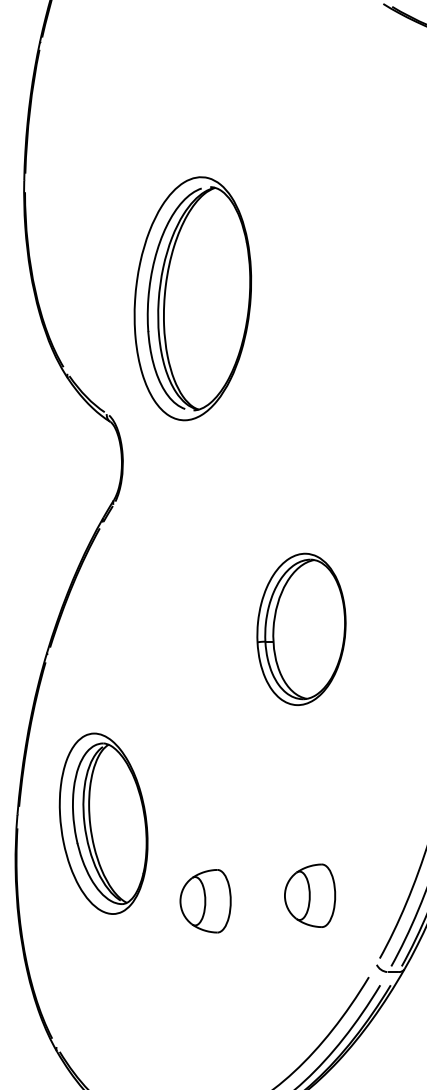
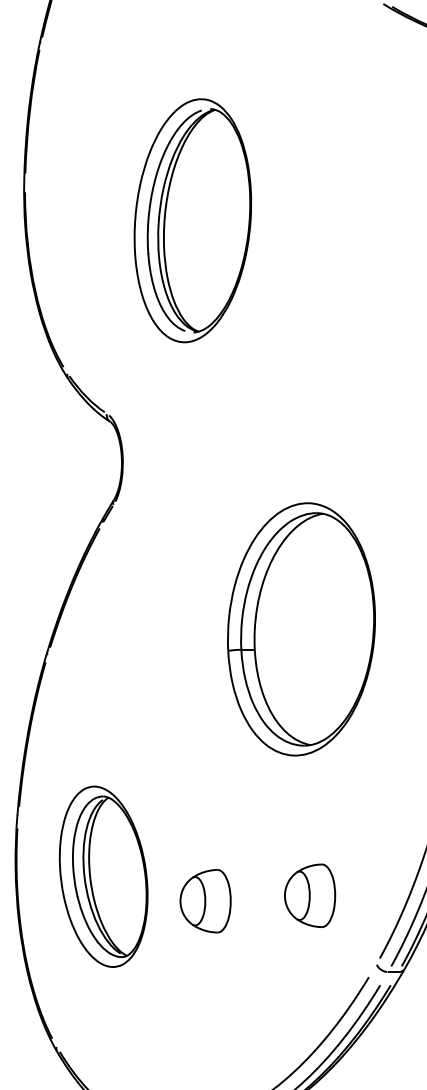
part position: (192, 298) -> (192, 220) (192, 220)
part size: 91x154 px -> 149x255 px (301, 629)
part position: (103, 823) -> (103, 876) (103, 876)
